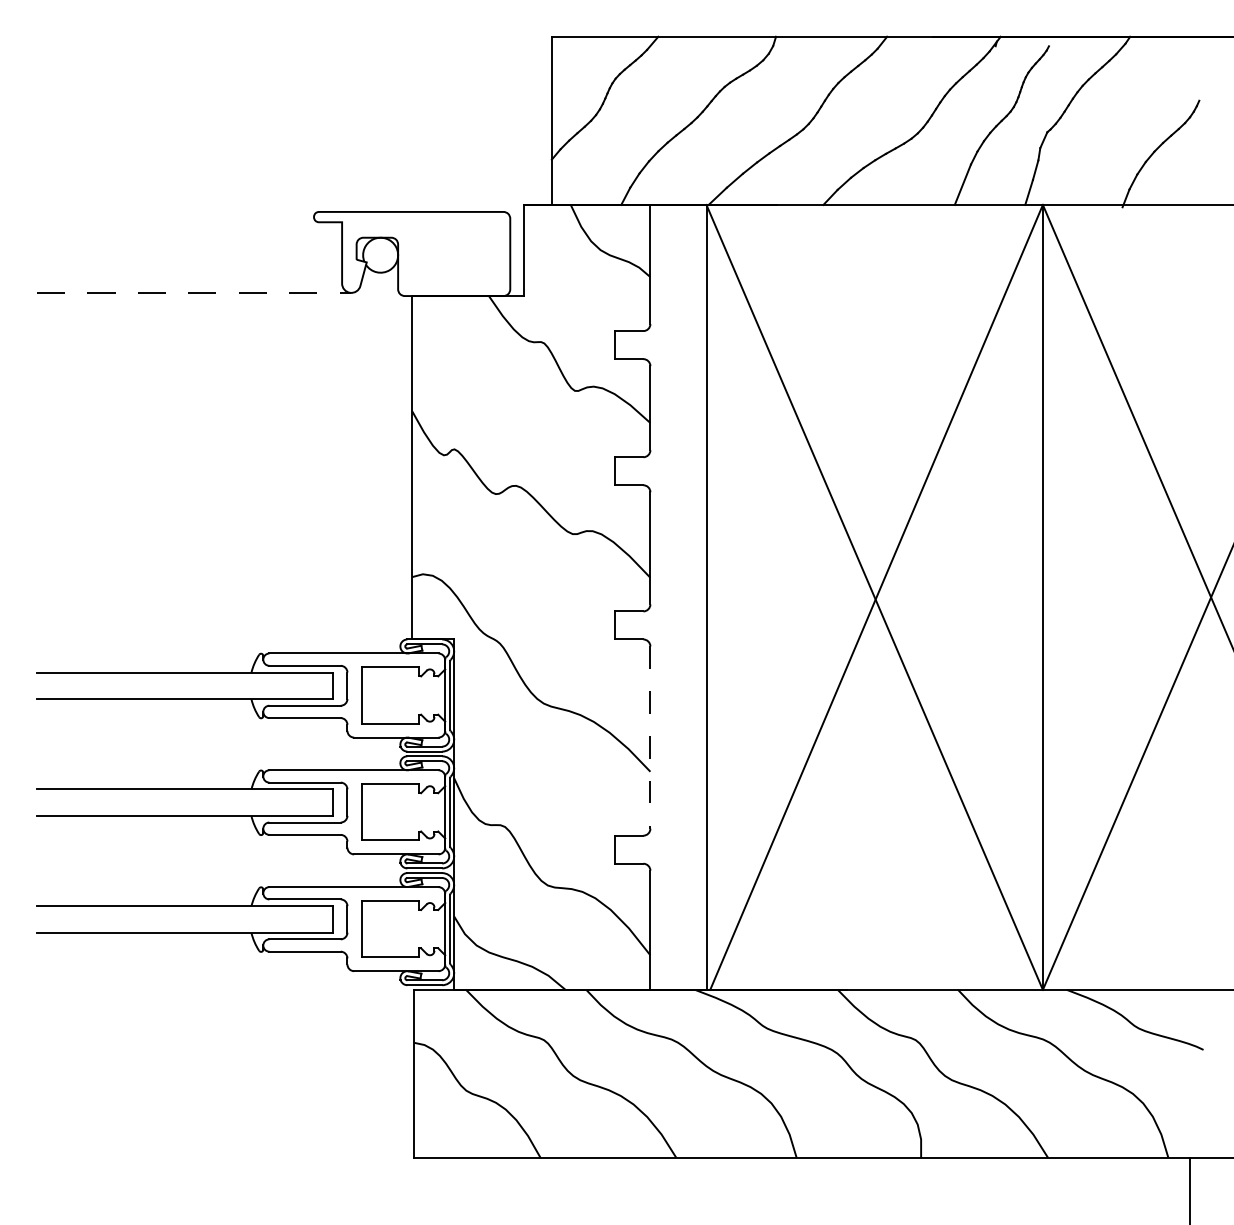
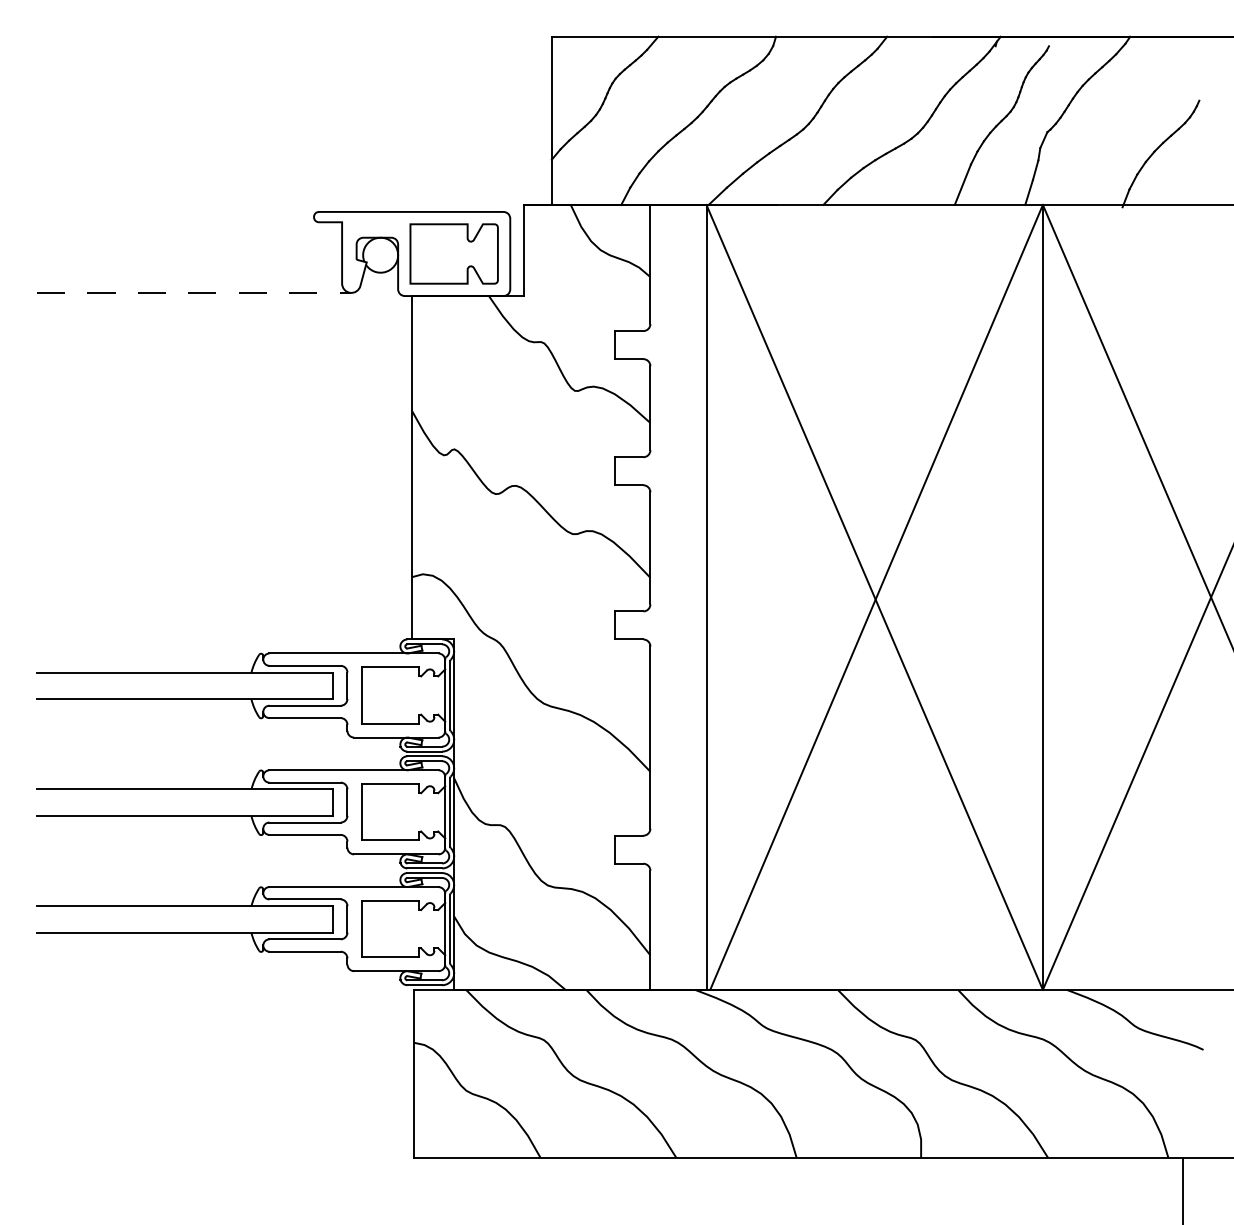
part: none -> present (453, 253)
line: dashed -> solid (650, 738)
line position: (1190, 1189) -> (1183, 1189) (1183, 1189)
